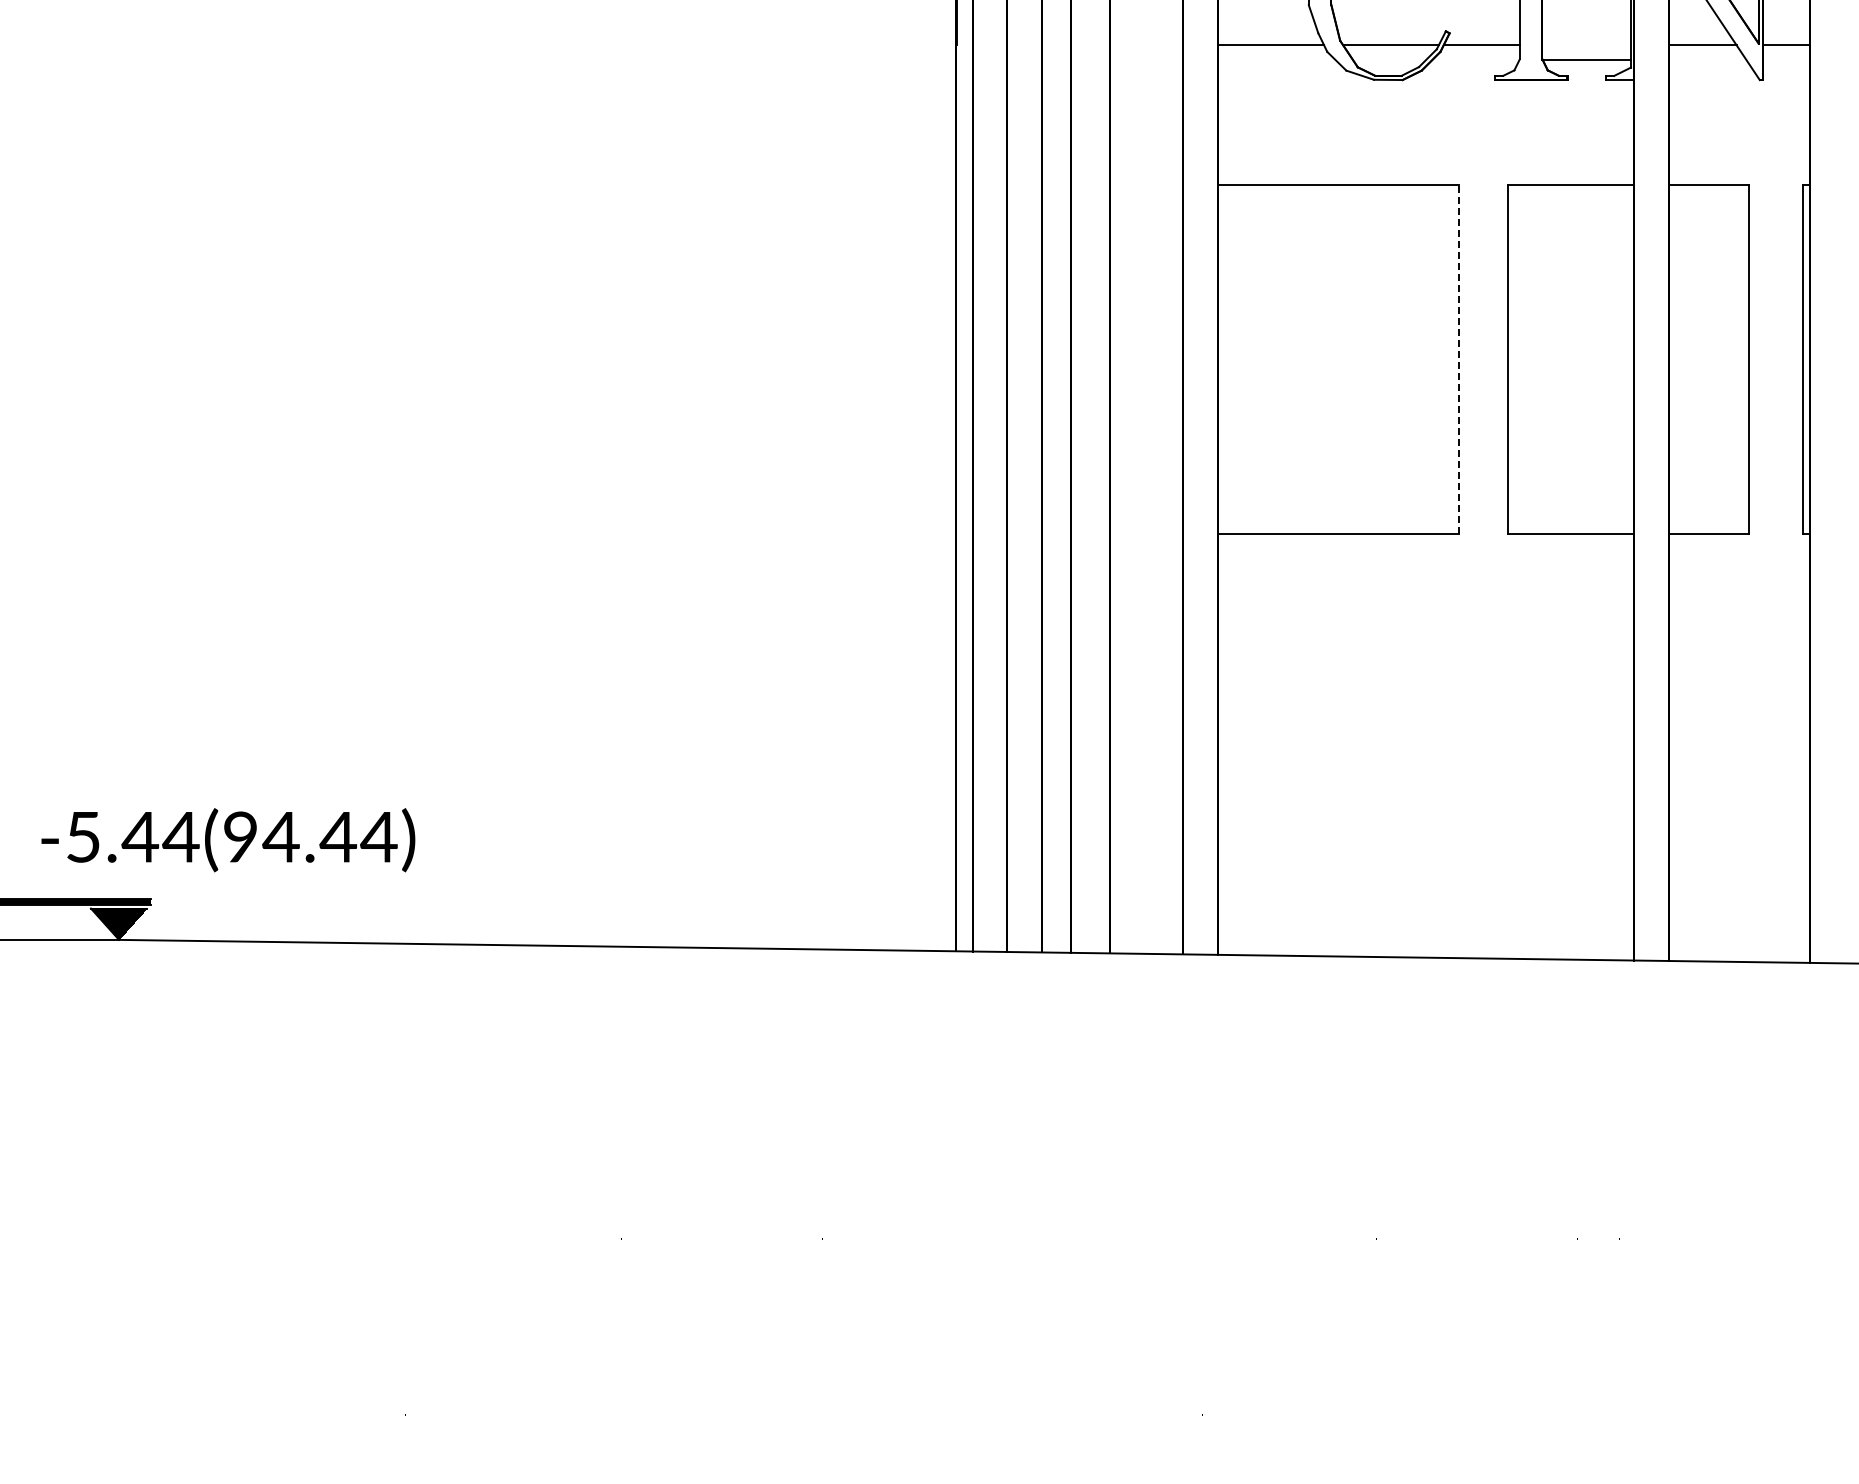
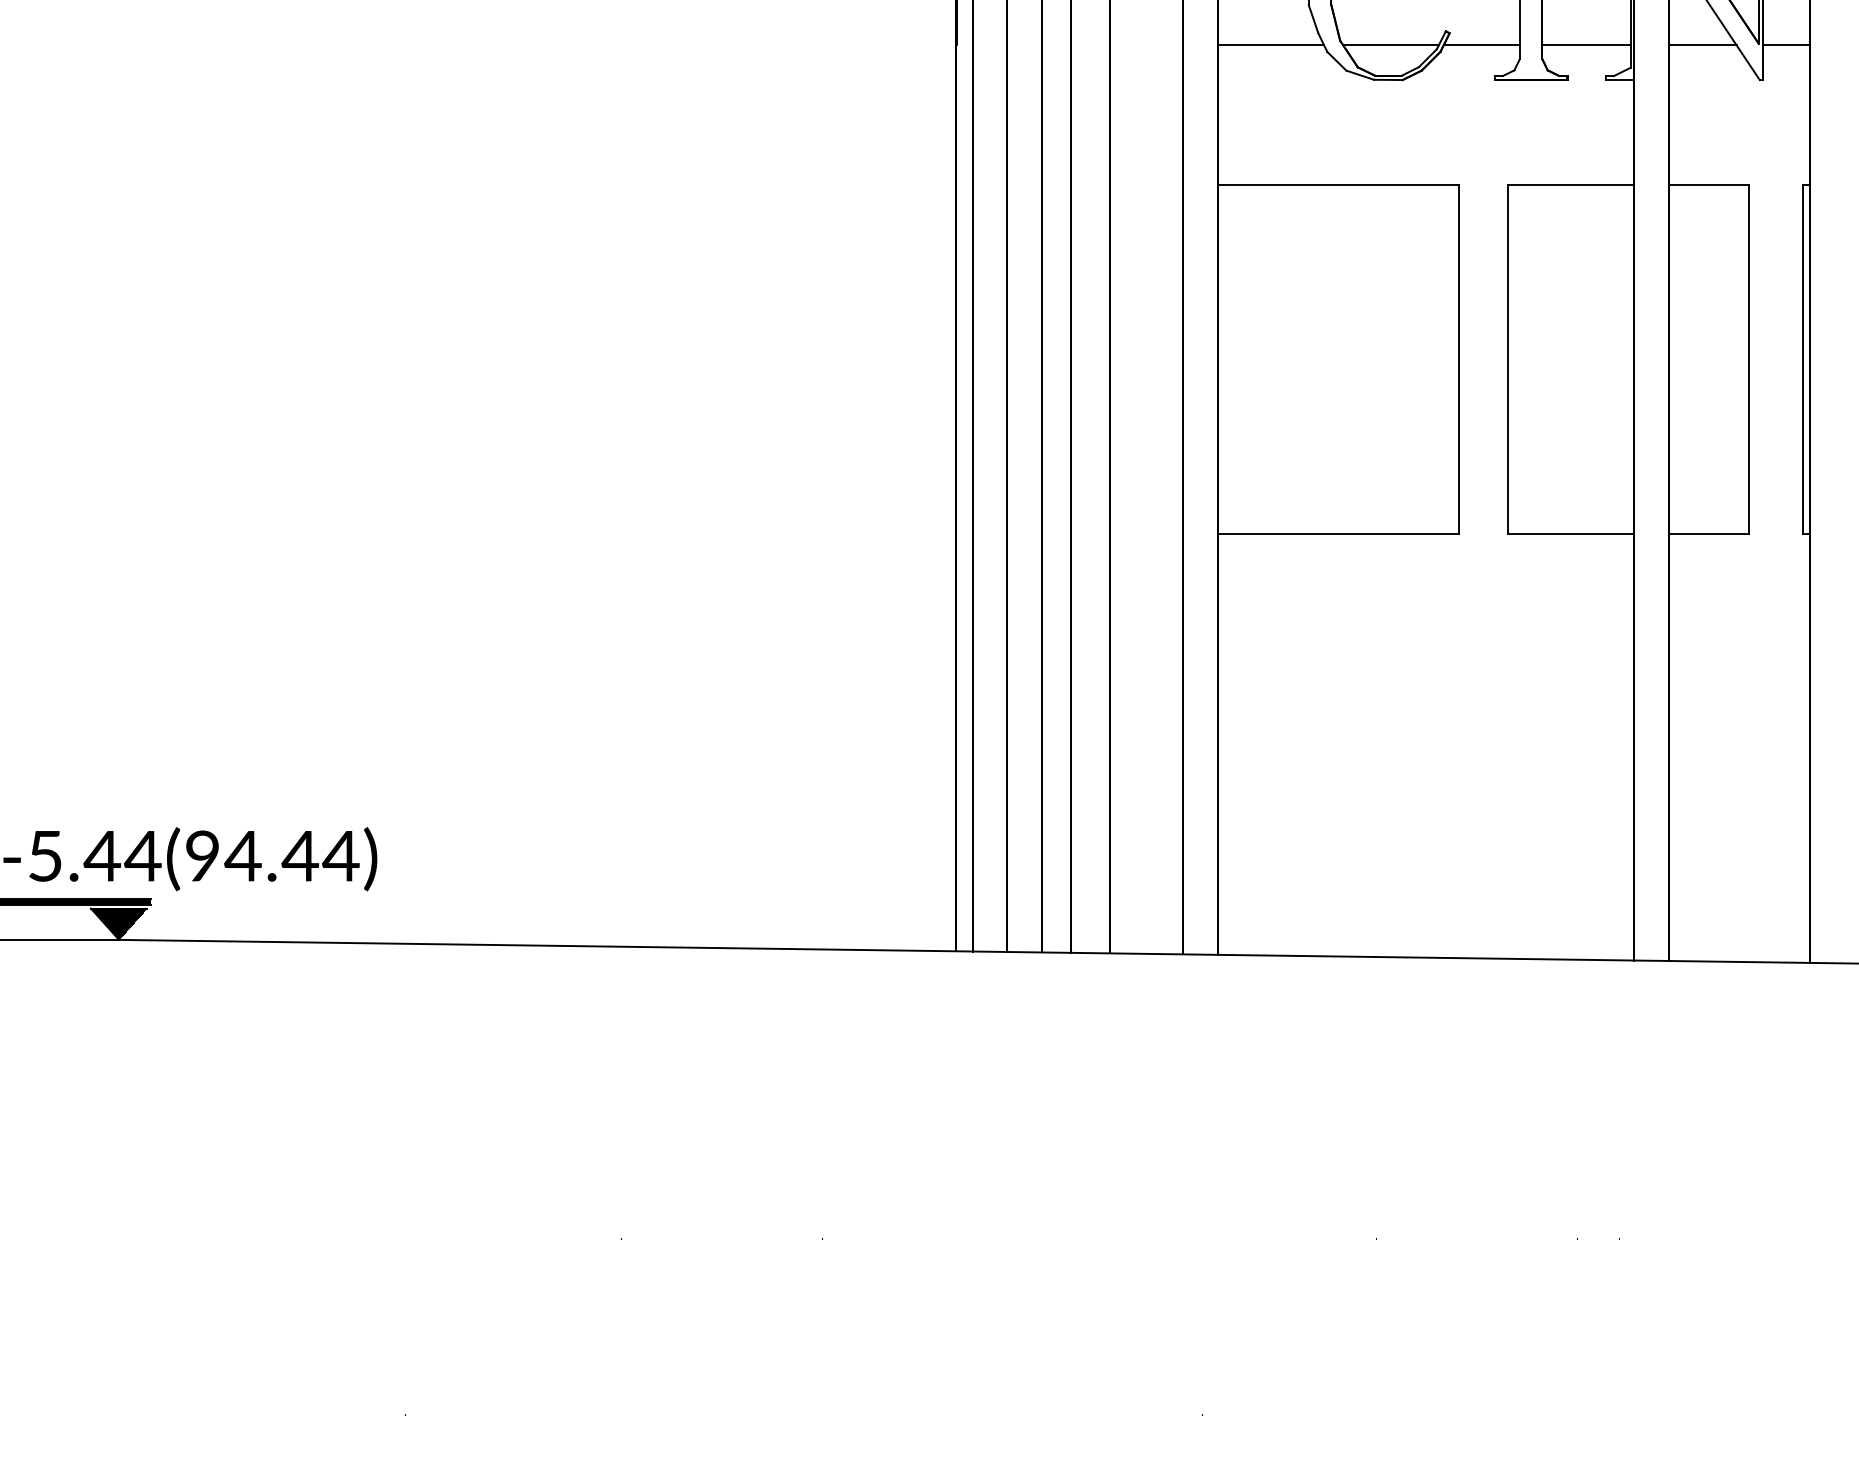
line position: (1586, 60) -> (1586, 45) (1586, 45)
line: dashed -> solid (1458, 358)
text position: (228, 840) -> (190, 859) (190, 859)
